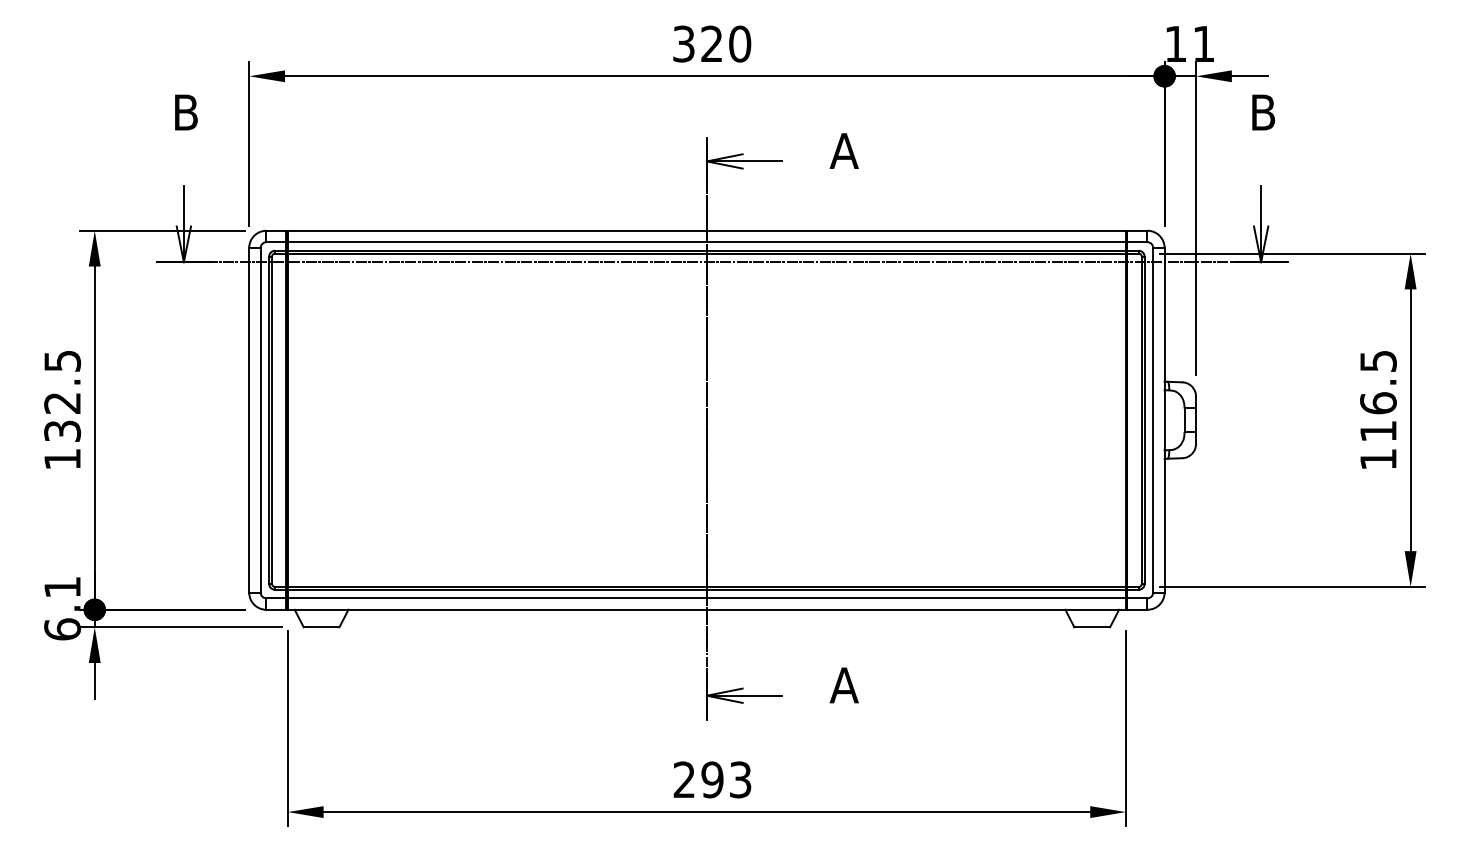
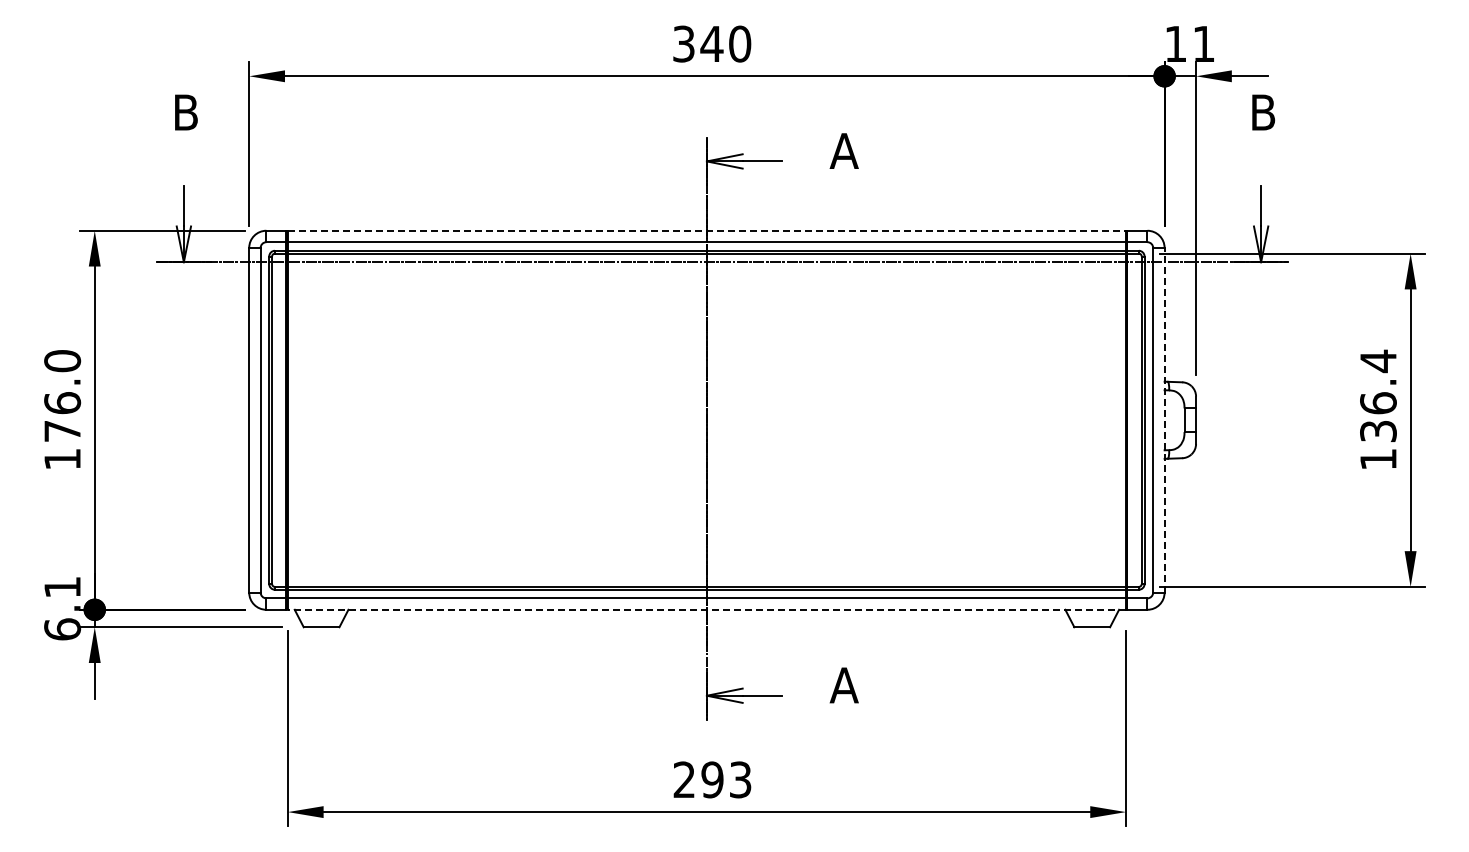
text: 320 -> 340 (711, 43)
line: solid -> dashed (707, 230)
text: 132.5 -> 176.0 (62, 395)
text: 116.5 -> 136.4 (1378, 395)
line: solid -> dashed (1164, 419)
line: solid -> dashed (706, 609)
